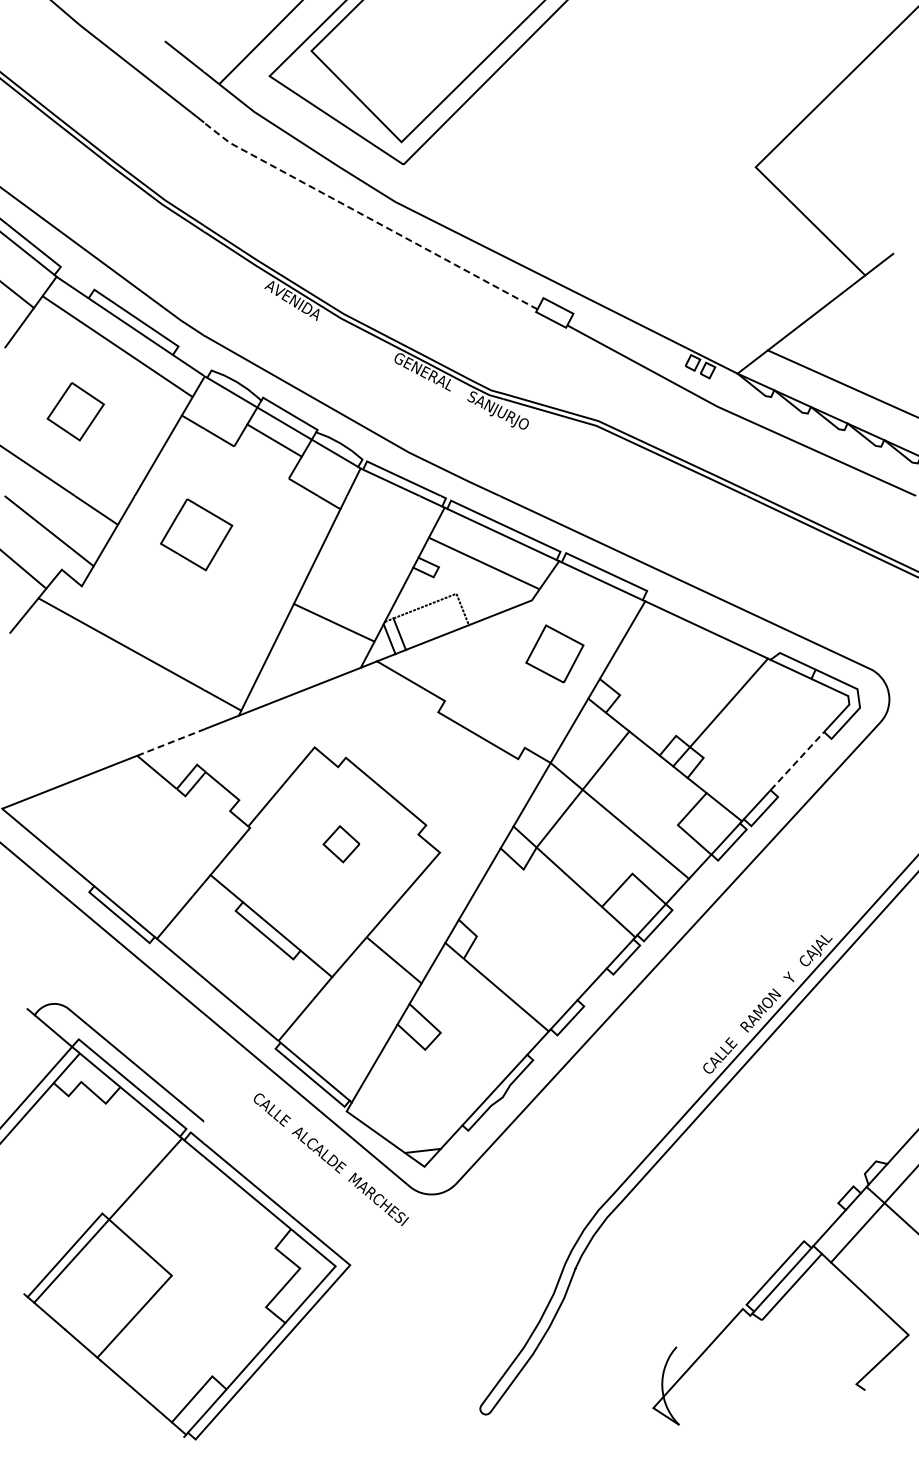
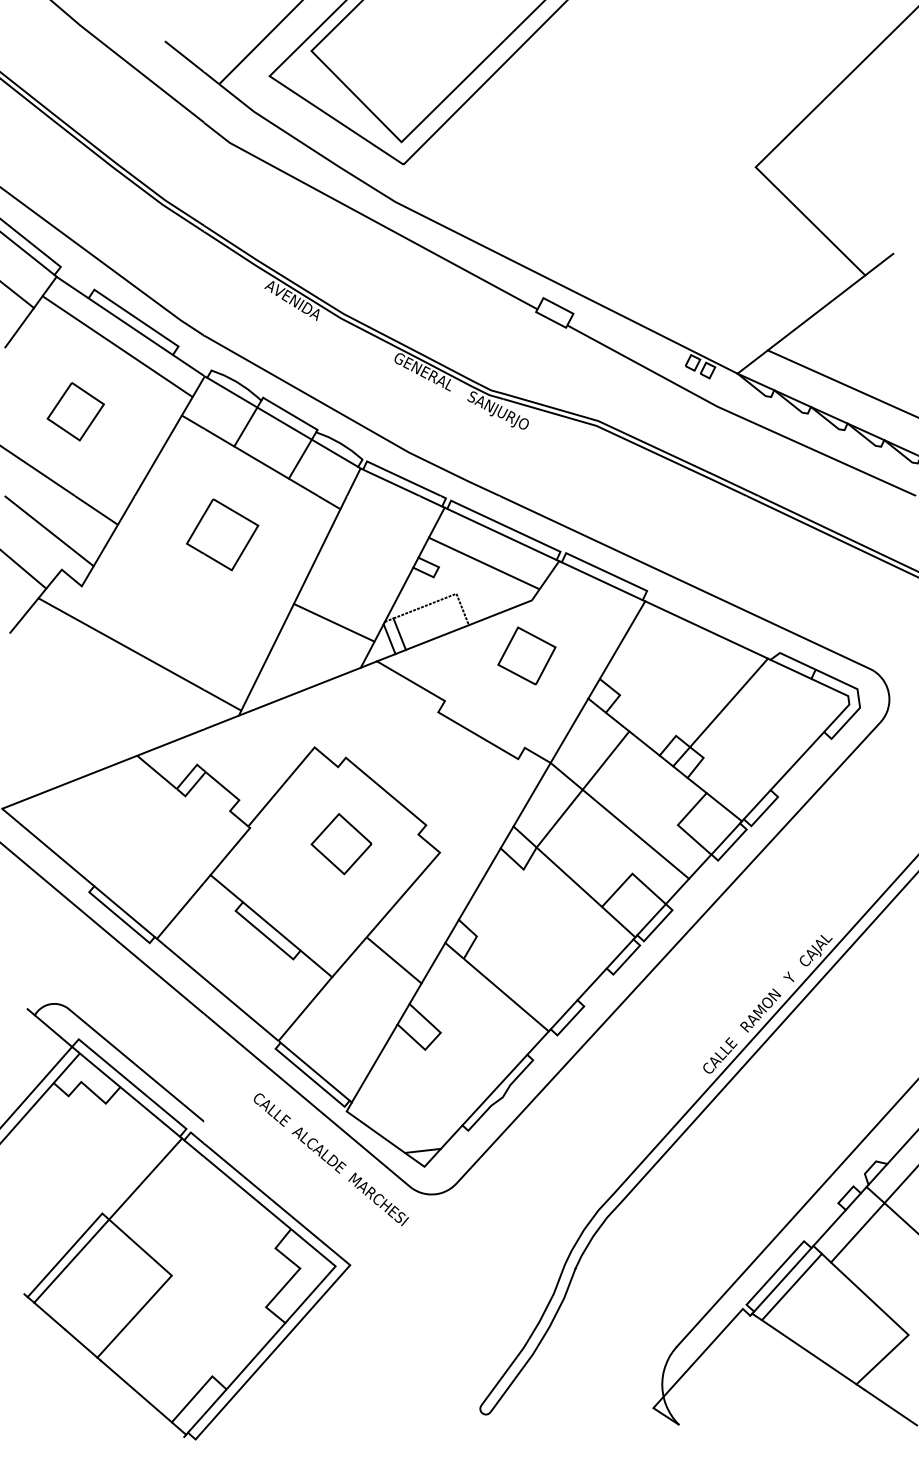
line: dashed -> solid (367, 217)
line position: (274, 440) -> (261, 462) (261, 462)
part position: (196, 534) -> (222, 534) (222, 534)
part position: (554, 653) -> (526, 655) (526, 655)
line: dashed -> solid (171, 742)
line: dashed -> solid (797, 760)
part size: 39x39 px -> 63x63 px (341, 844)
line: none -> present (795, 1214)
line: none -> present (808, 1352)
line: none -> present (889, 1406)
